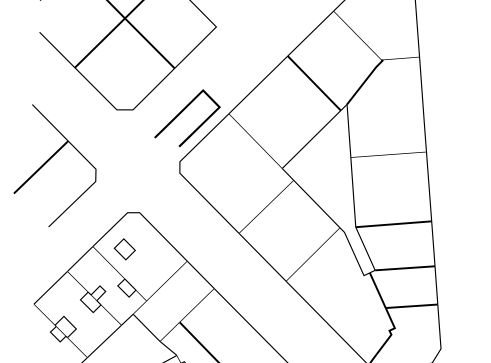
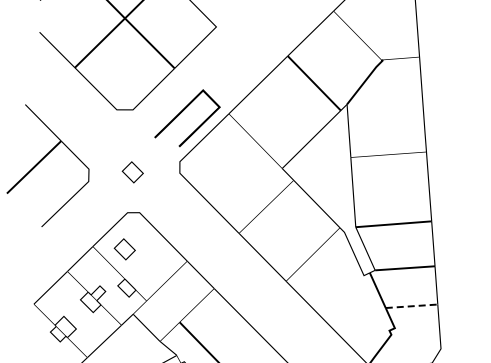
part position: (49, 160) -> (42, 160) (42, 160)
part: none -> present (132, 172)
line: solid -> dashed (412, 306)
